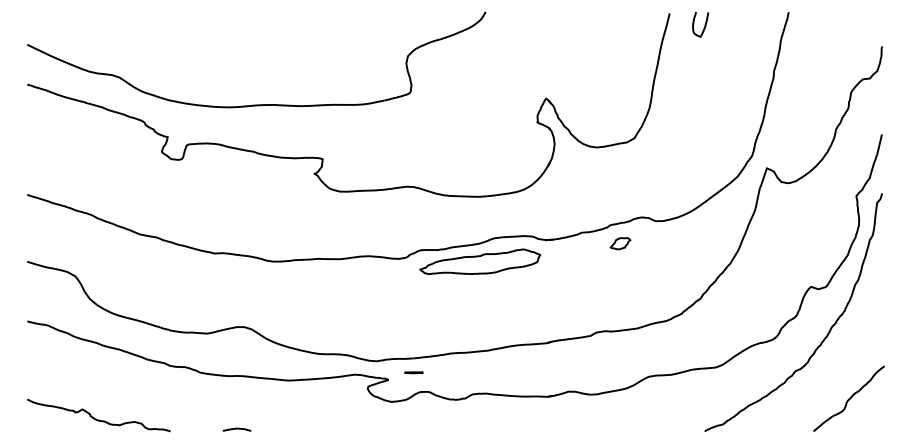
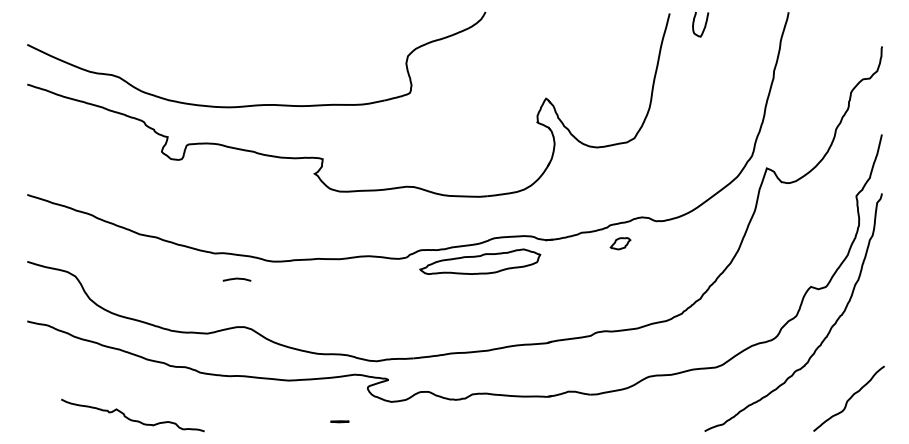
line position: (413, 372) -> (339, 421) (339, 421)
curve position: (96, 418) -> (130, 418) (130, 418)
curve position: (236, 429) -> (236, 279) (236, 279)
